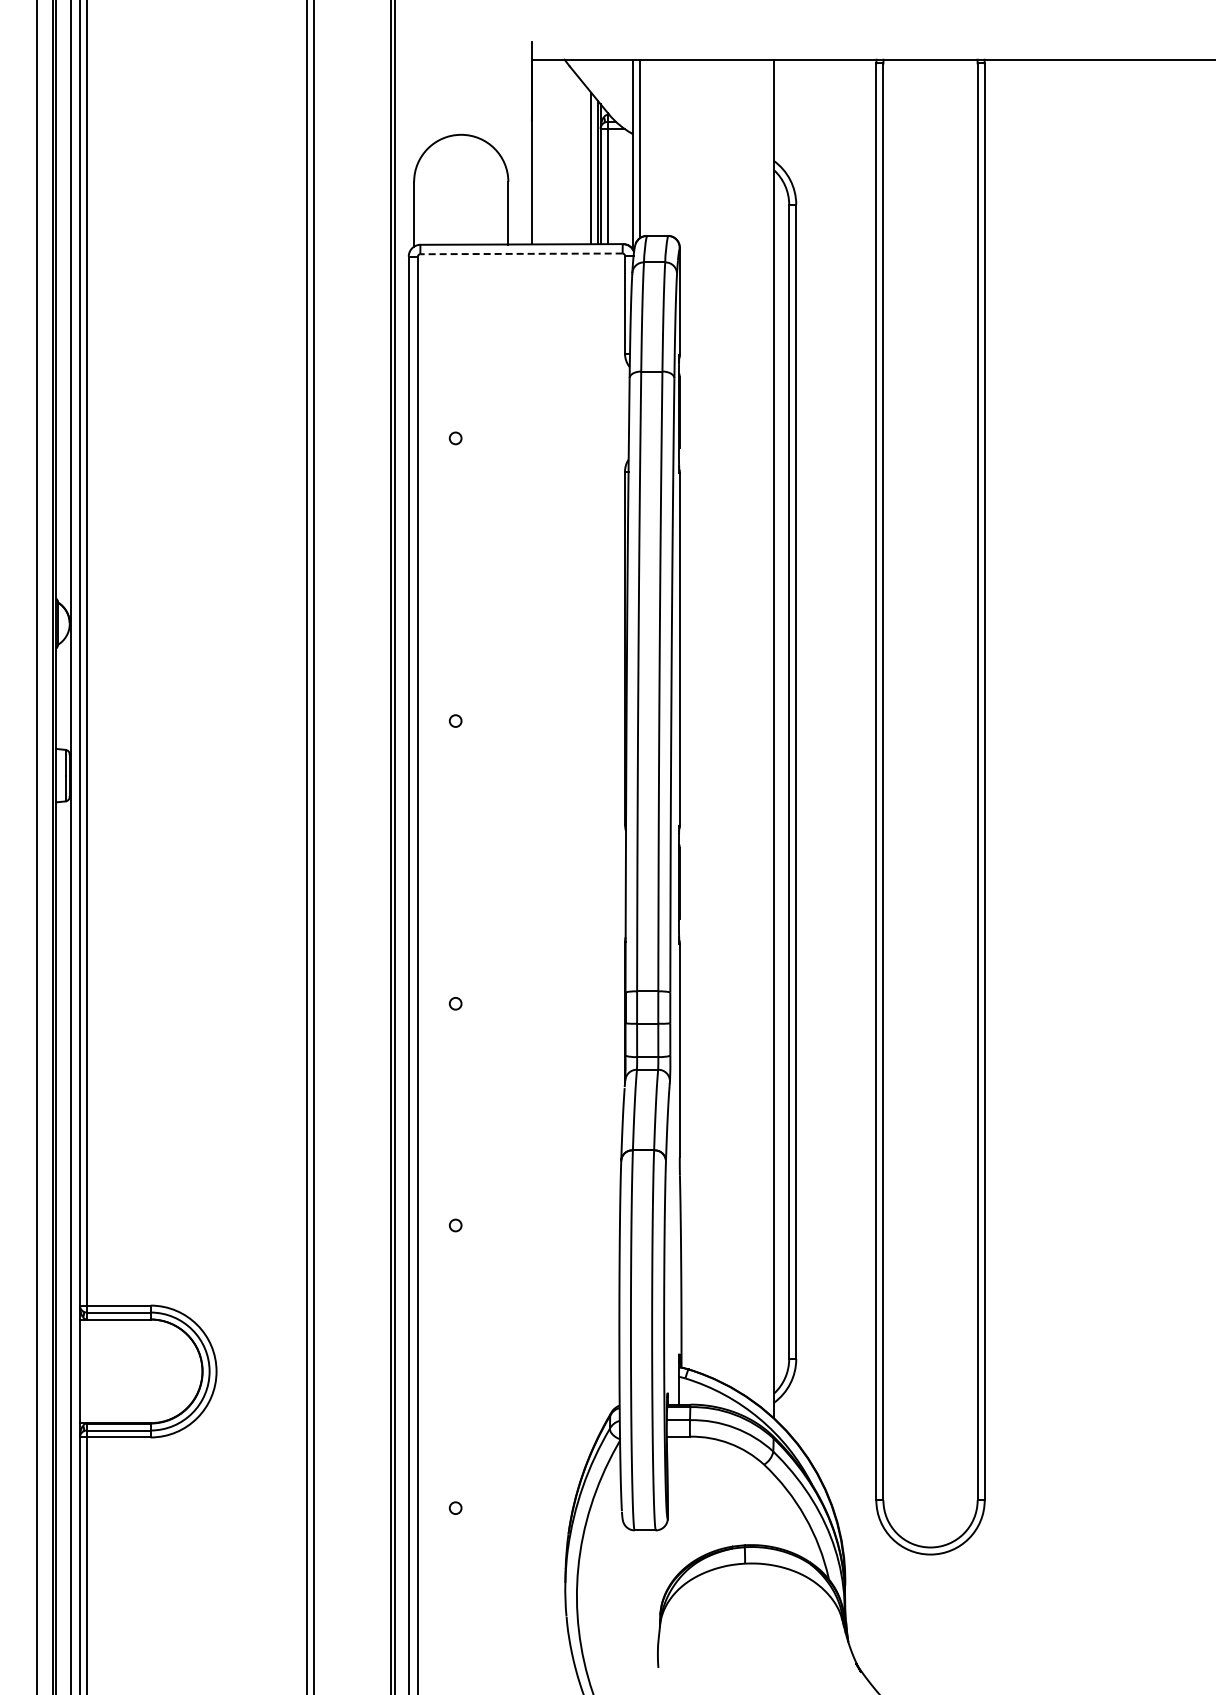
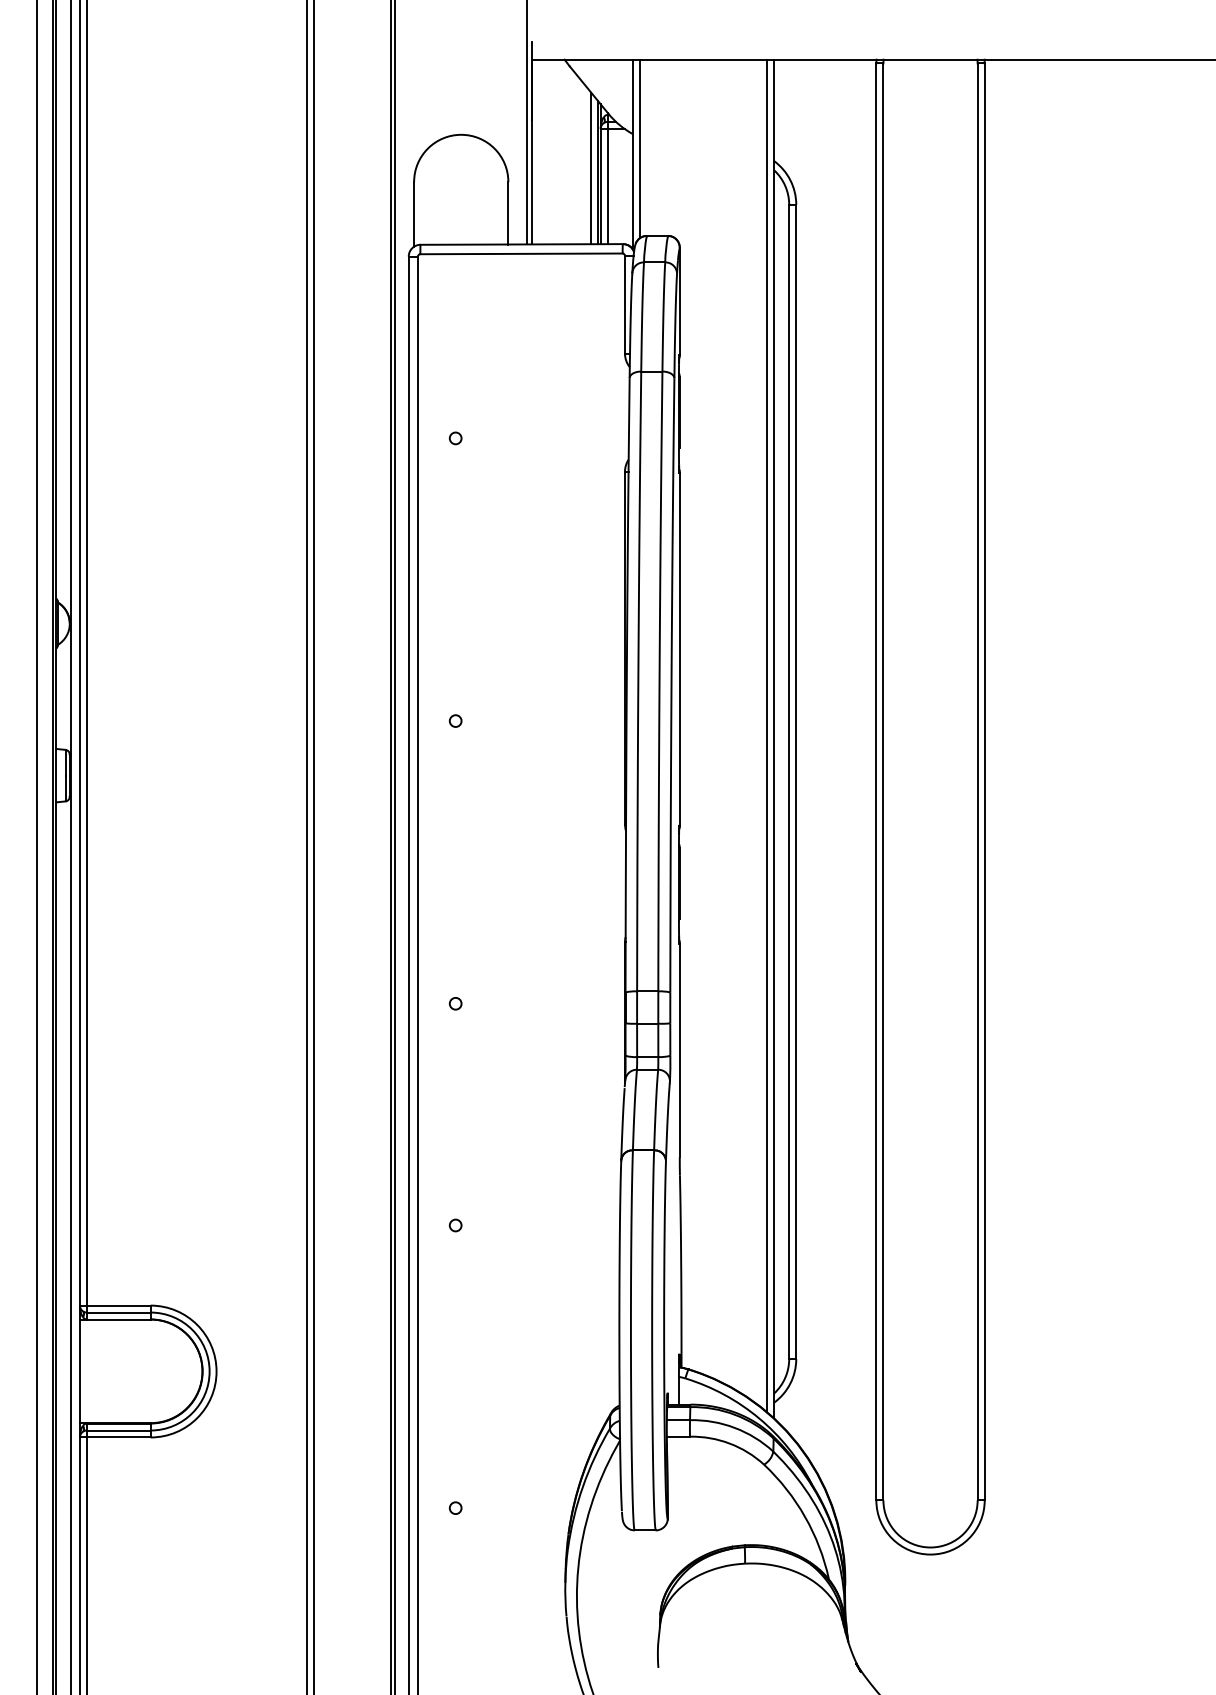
line: none -> present (527, 123)
line: dashed -> solid (521, 253)
line: none -> present (767, 735)
